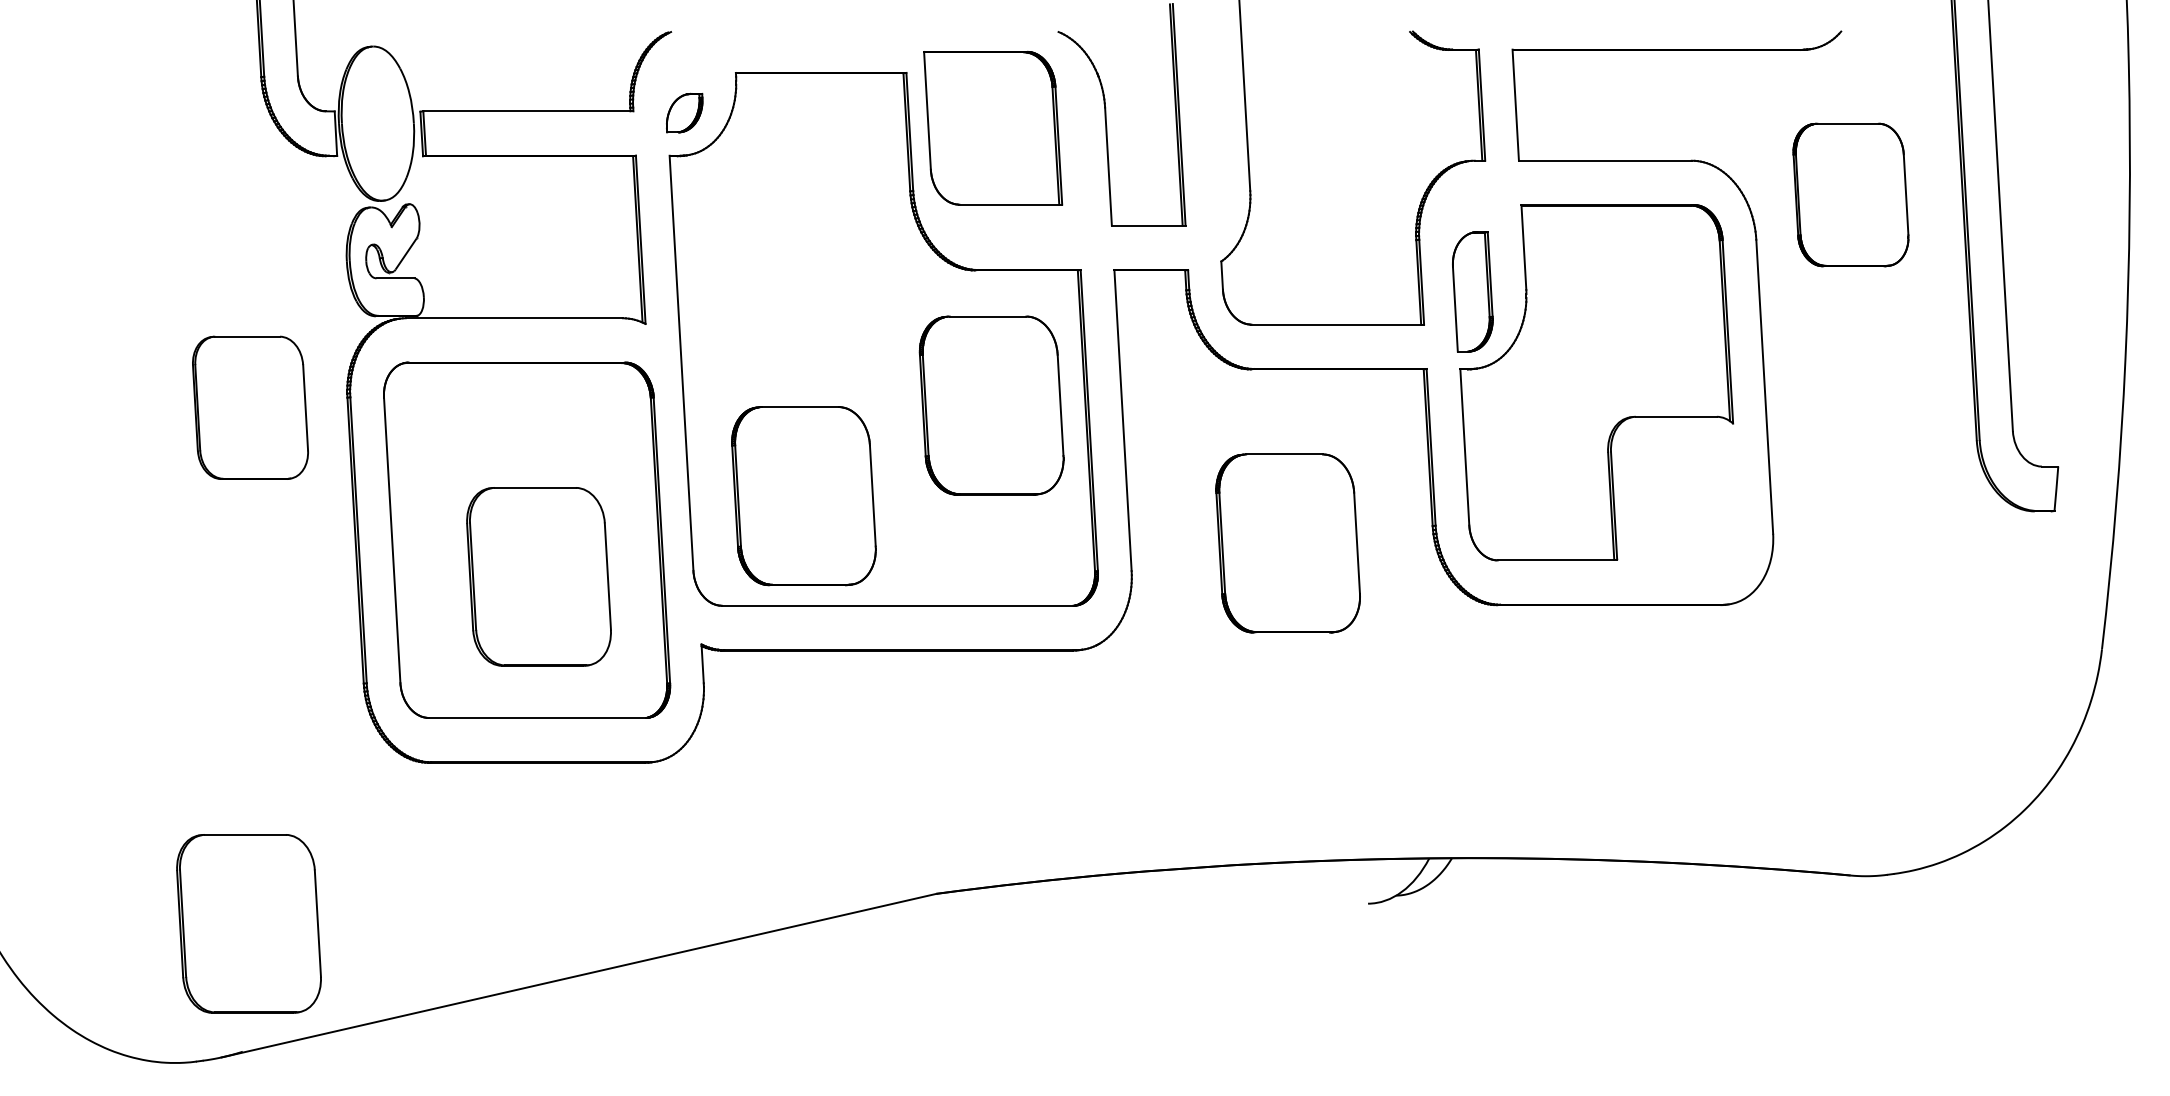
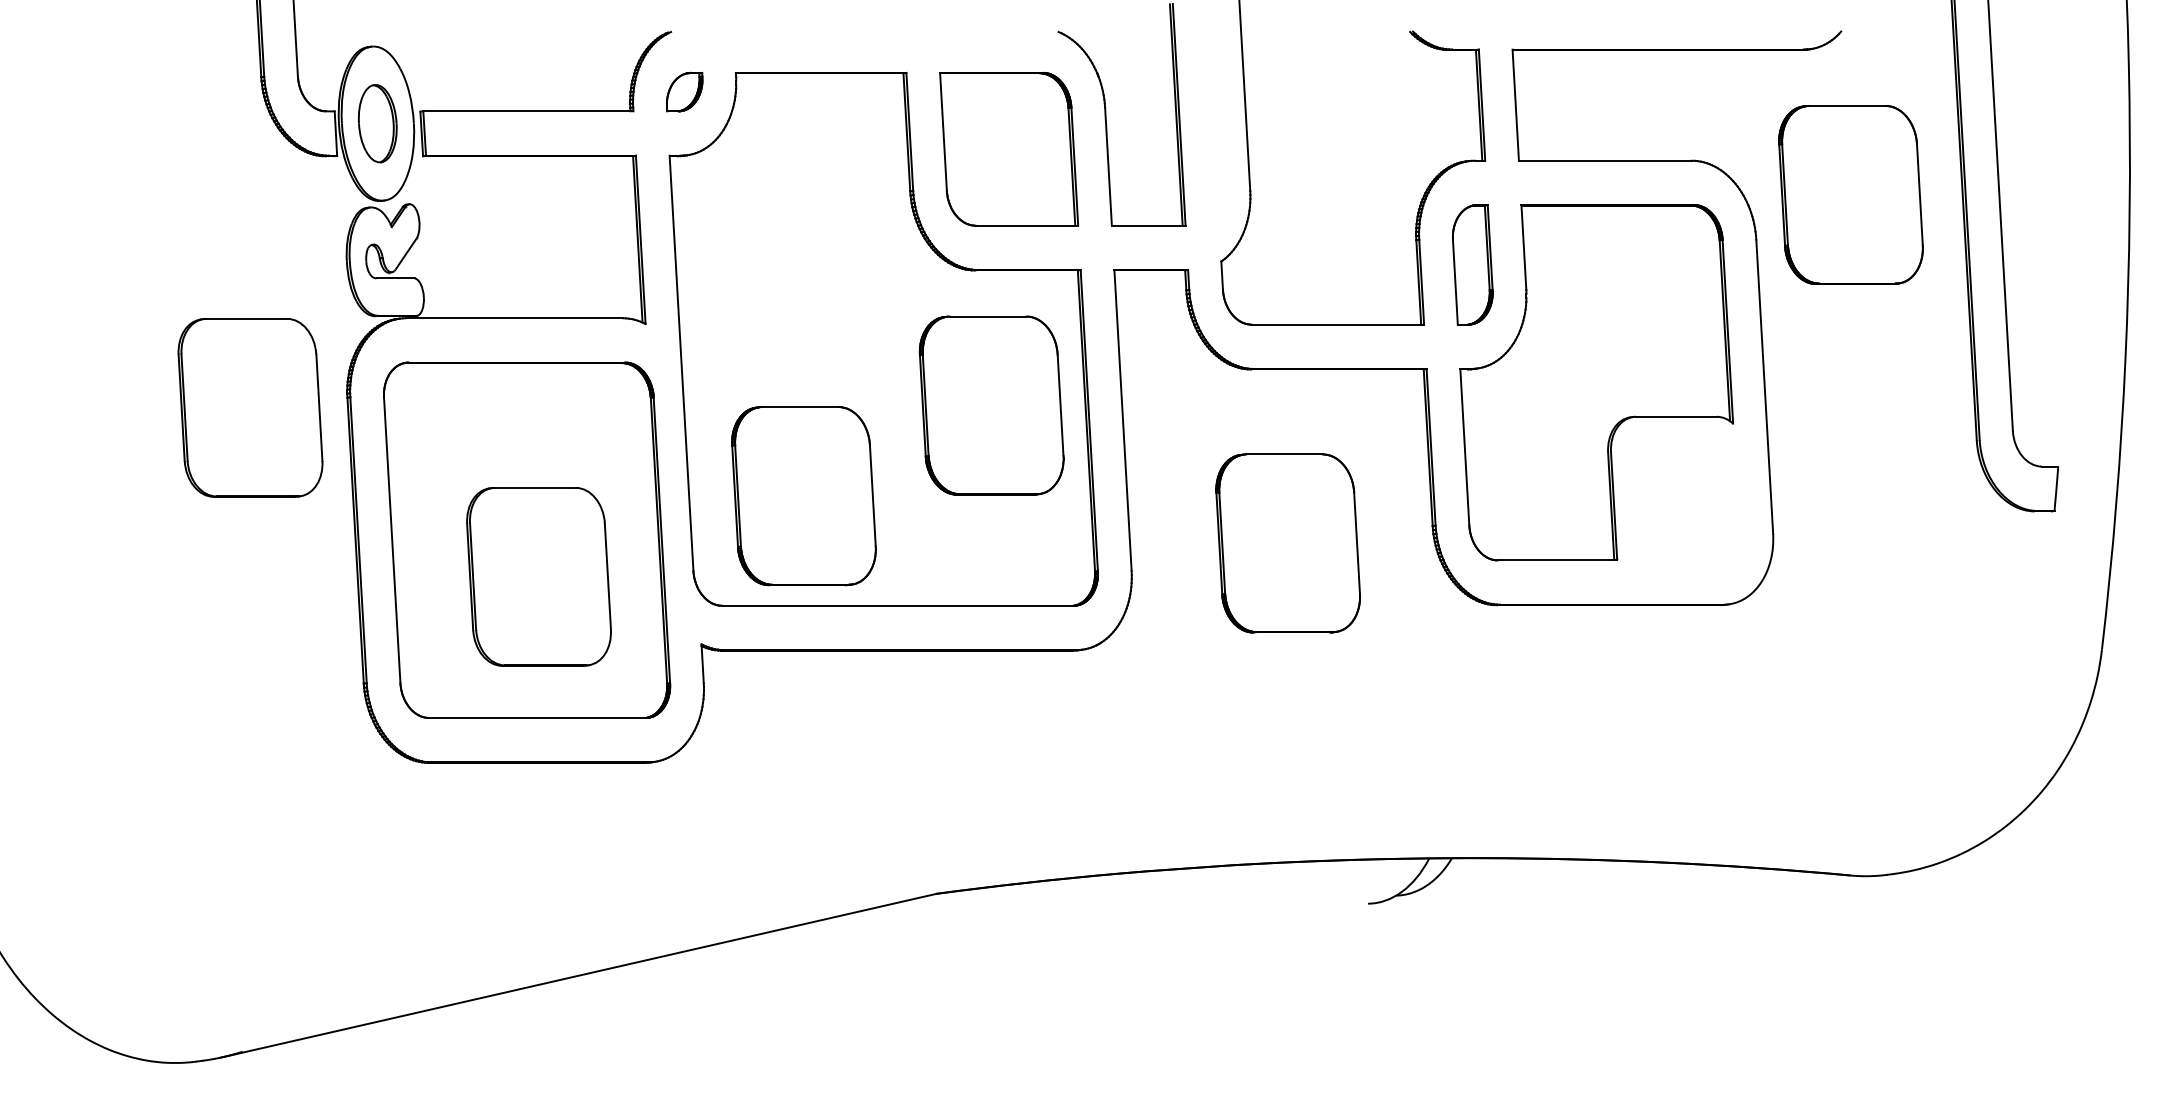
part position: (684, 112) -> (684, 91) (684, 91)
part: none -> present (377, 123)
part position: (993, 127) -> (1009, 148) (1009, 148)
part size: 118x146 px -> 146x180 px (1850, 194)
part position: (1472, 291) -> (1472, 264) (1472, 264)
part size: 117x145 px -> 147x180 px (250, 407)
part: present -> none (248, 923)
